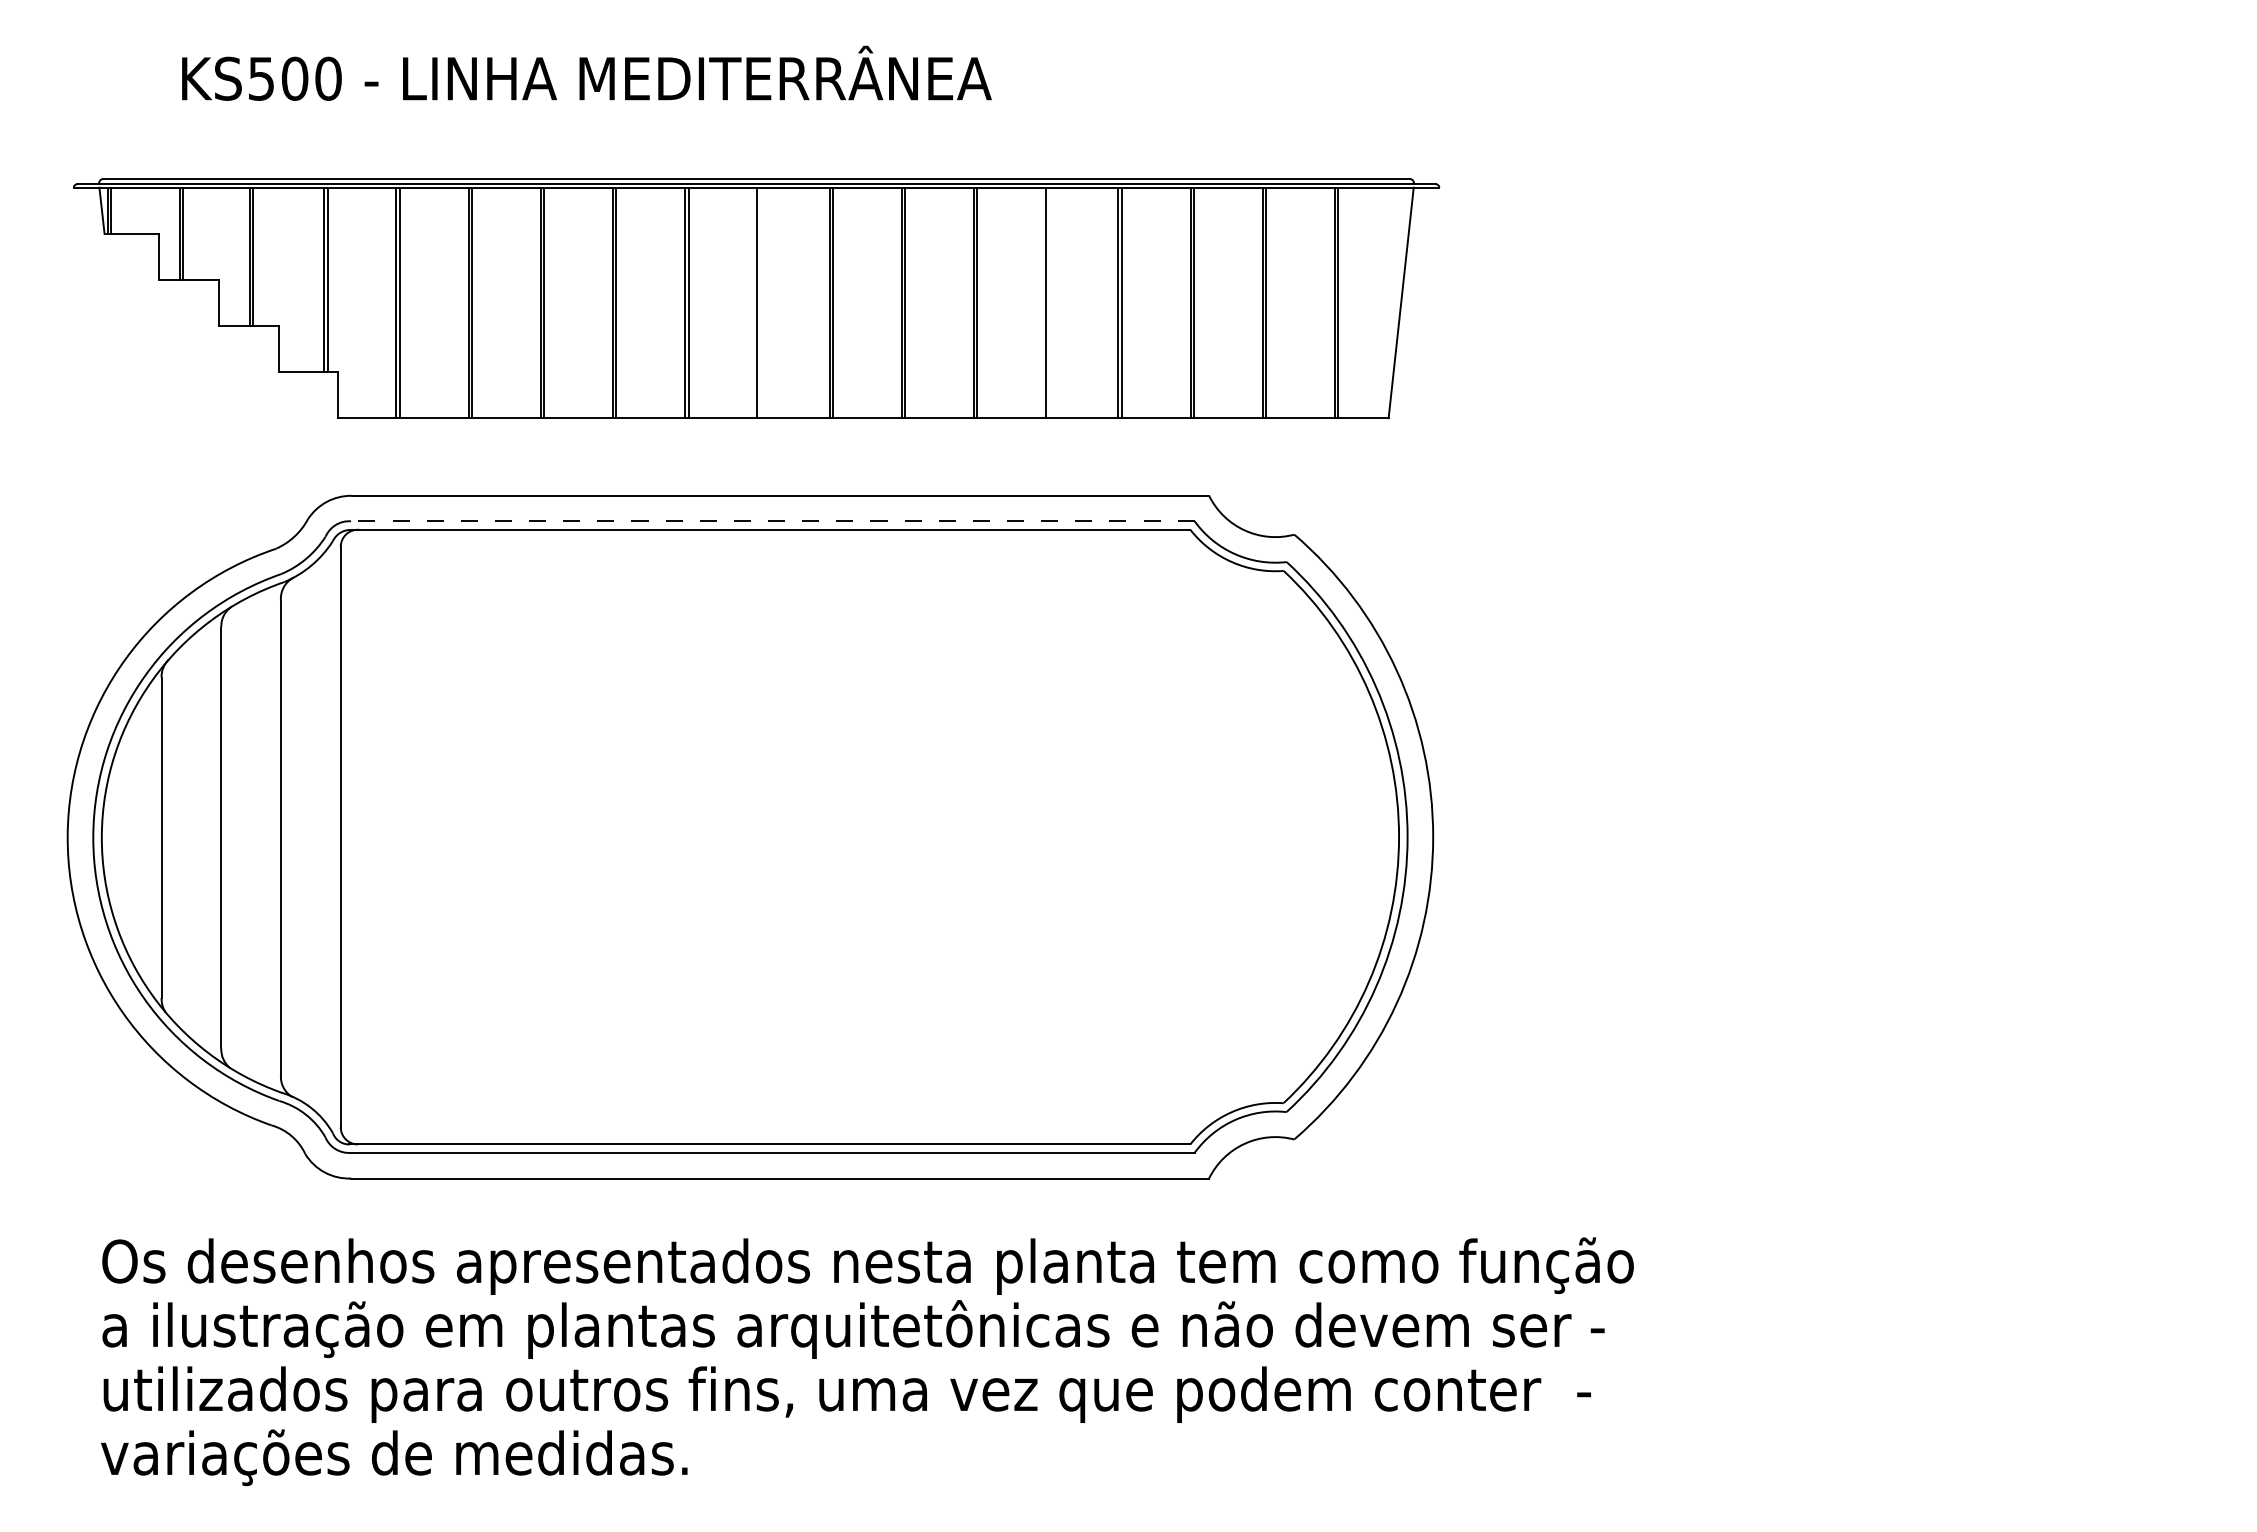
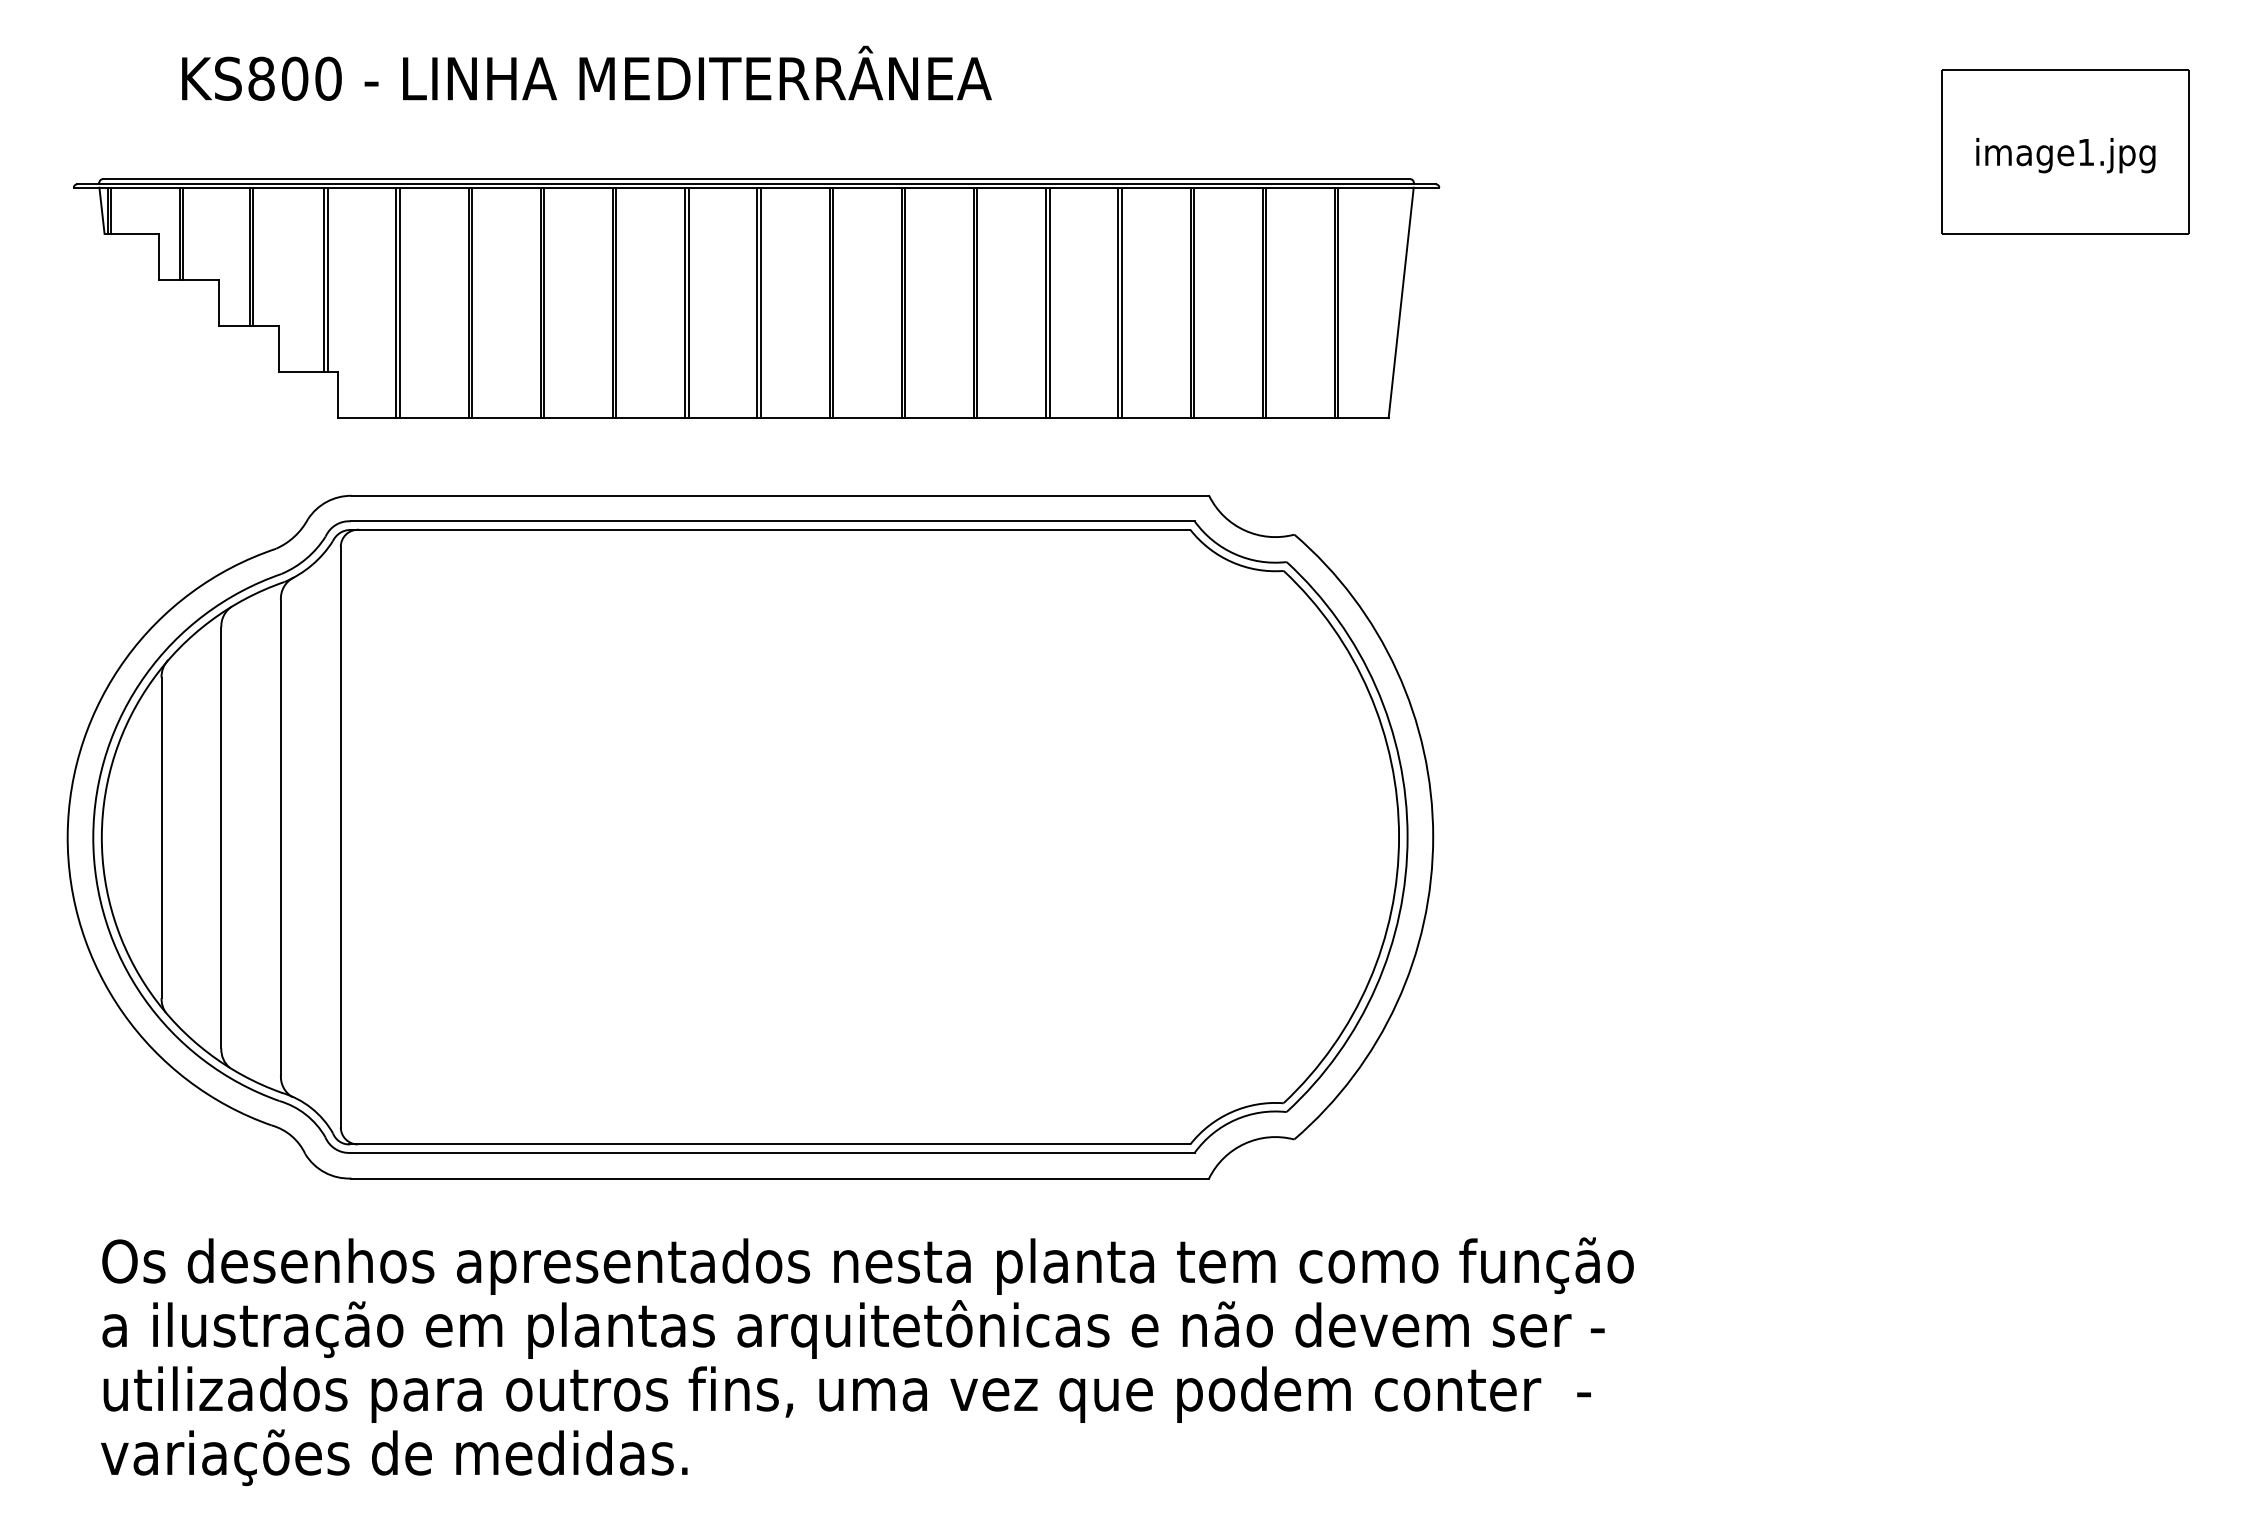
text: KS500 -> KS800 (261, 78)
part: none -> present (2065, 151)
line: none -> present (760, 302)
line: none -> present (1049, 302)
line: dashed -> solid (772, 521)
